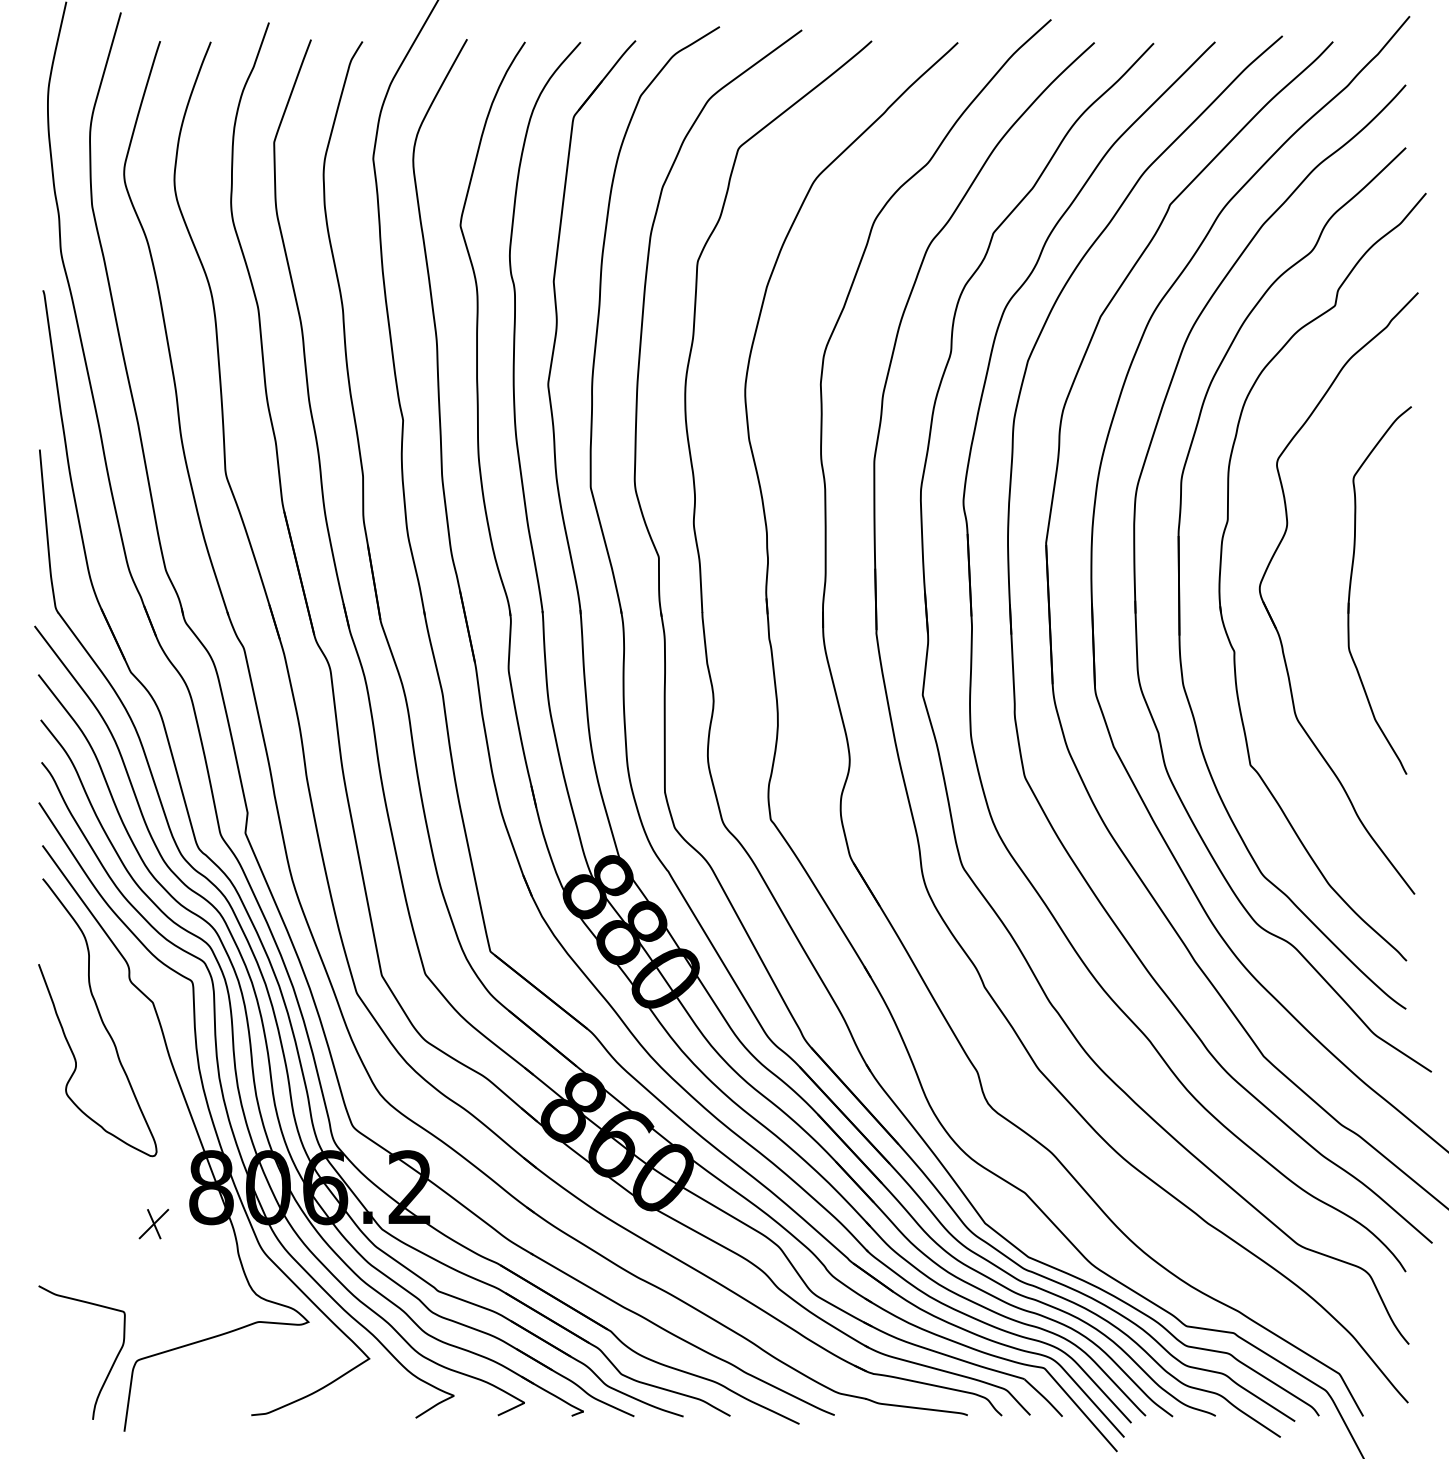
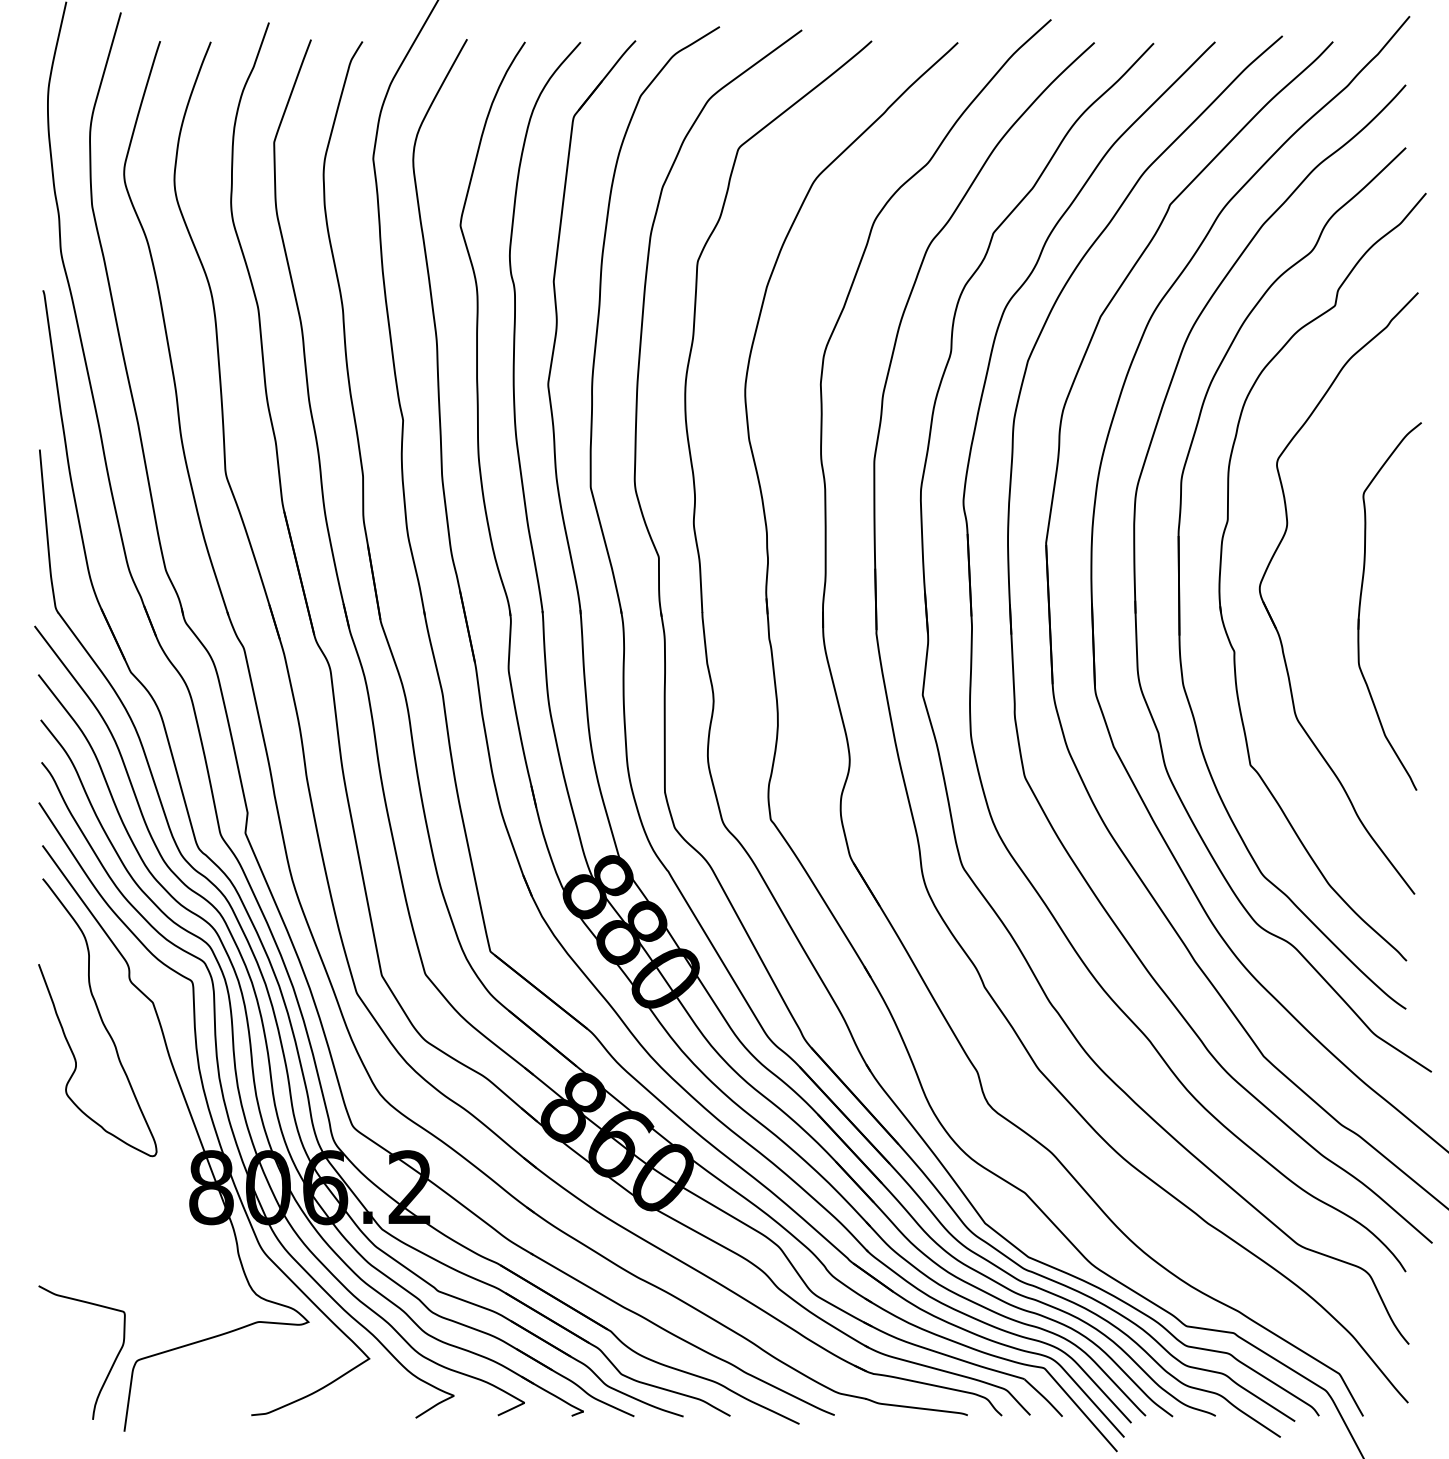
part position: (1351, 585) -> (1361, 601) (1361, 601)
part: present -> none (153, 1224)
